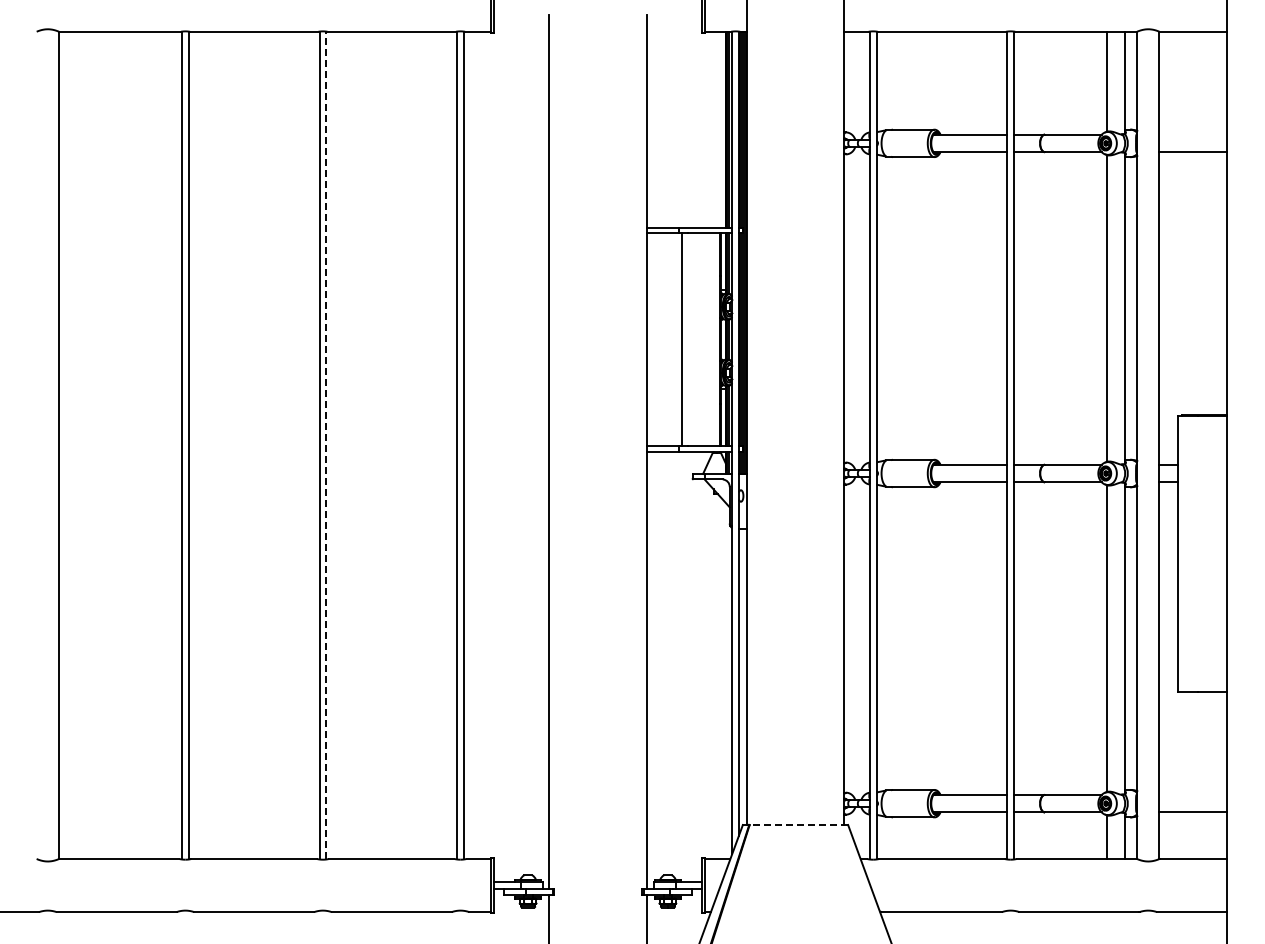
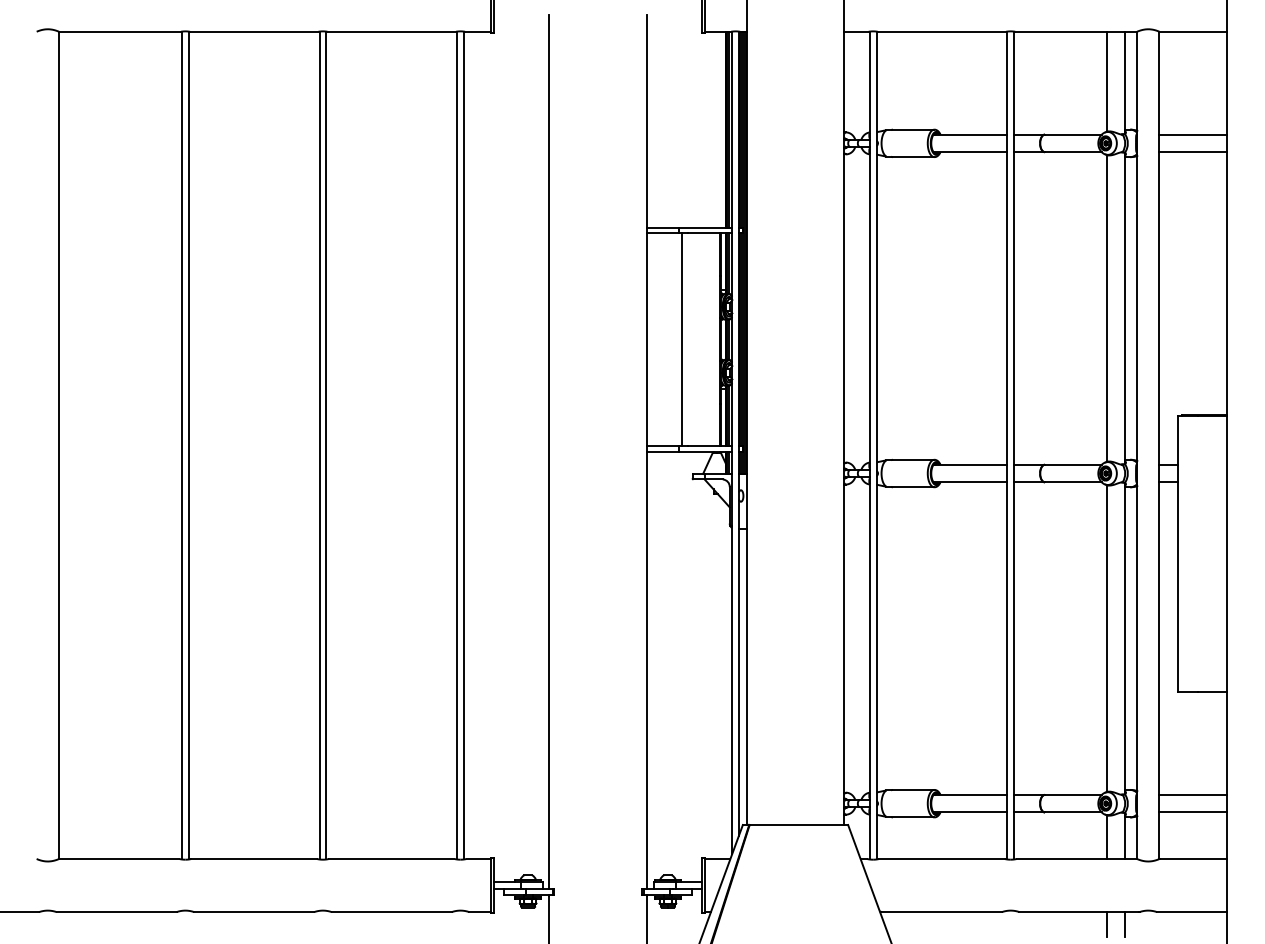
line: none -> present (1193, 134)
line: dashed -> solid (326, 445)
line: none -> present (1193, 794)
line: dashed -> solid (798, 825)
line: none -> present (1107, 924)
line: none -> present (1124, 924)
